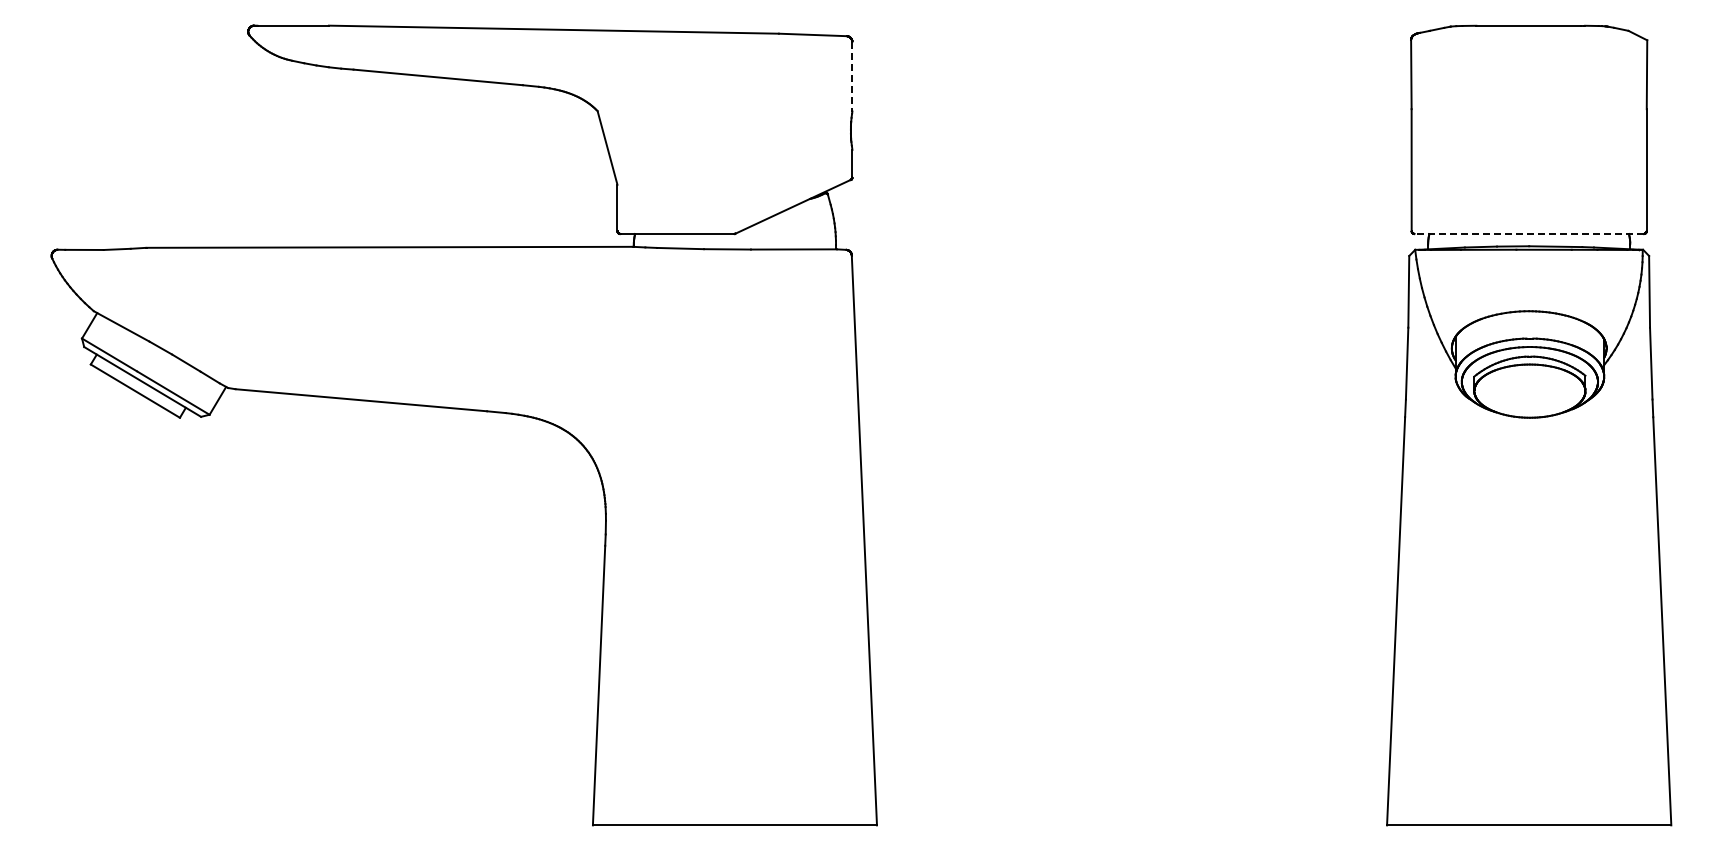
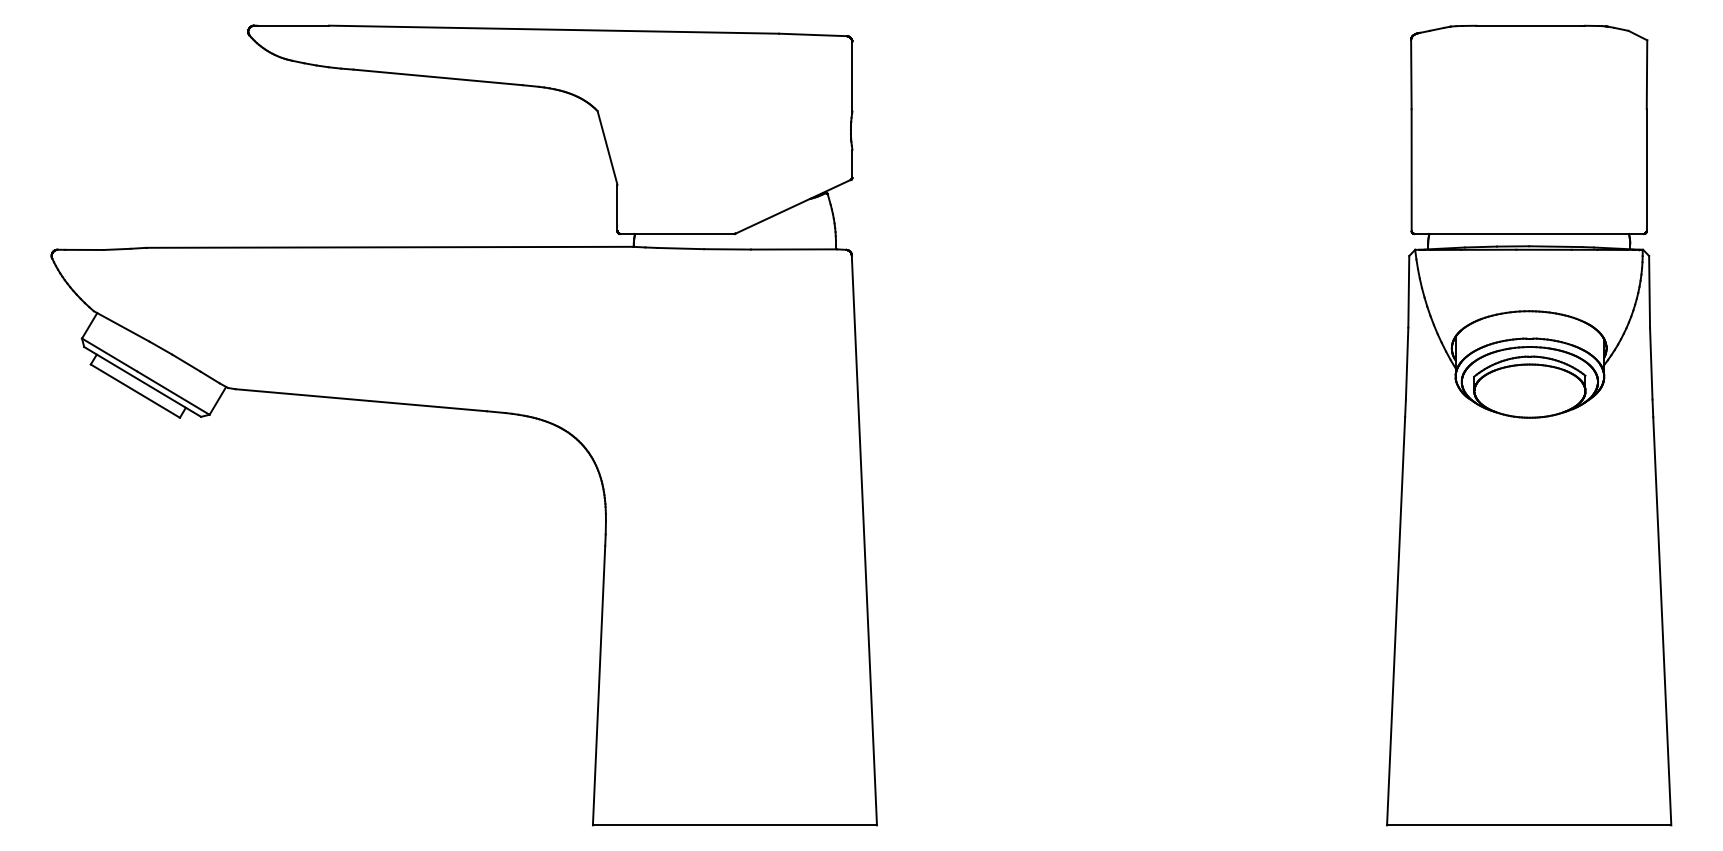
line: dashed -> solid (852, 76)
line: dashed -> solid (1528, 233)
